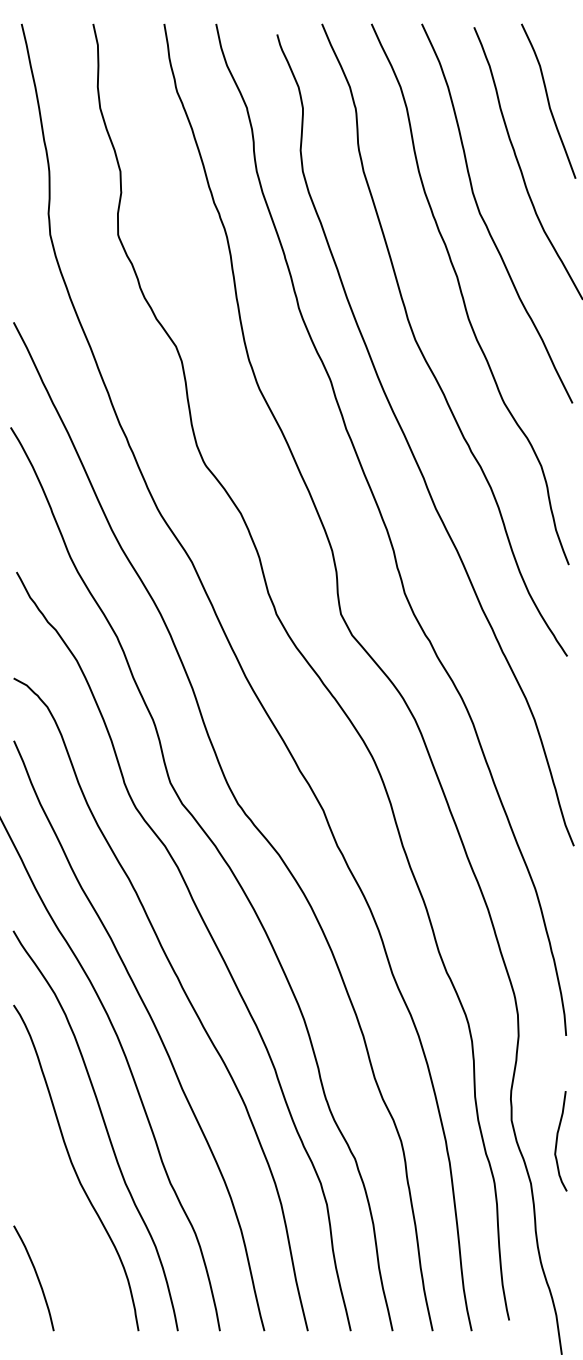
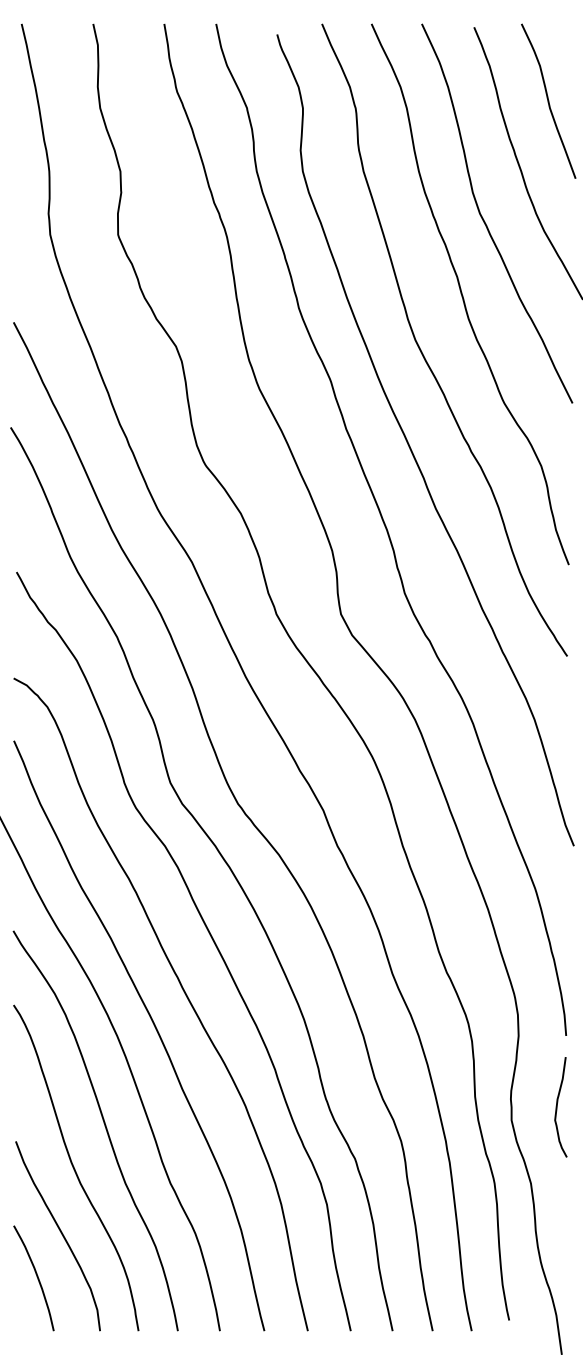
curve position: (557, 1141) -> (557, 1107) (557, 1107)
curve: none -> present (61, 1234)
